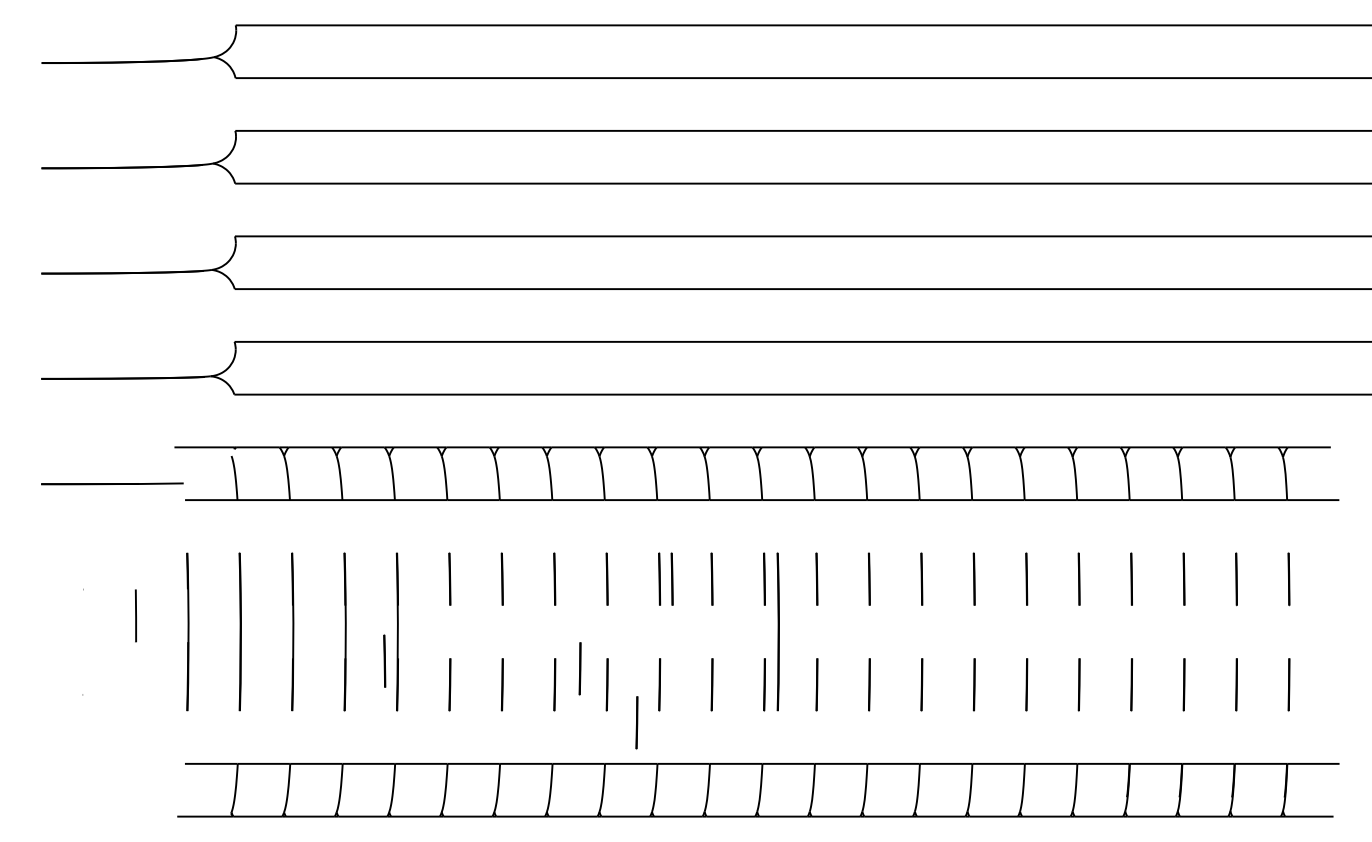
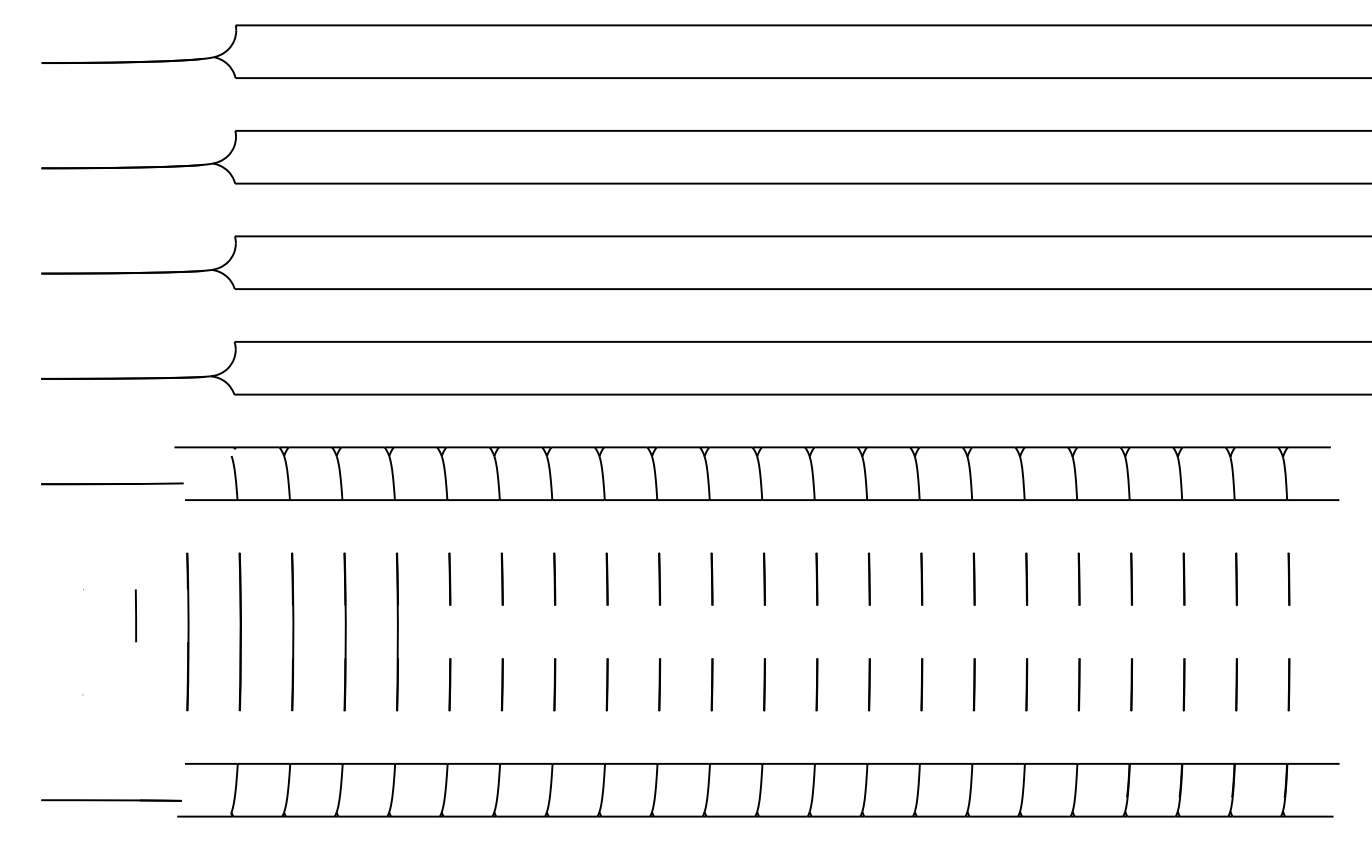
line: present -> none (671, 578)
line: present -> none (777, 631)
line: present -> none (384, 660)
line: present -> none (579, 668)
line: present -> none (636, 722)
line: none -> present (111, 800)
